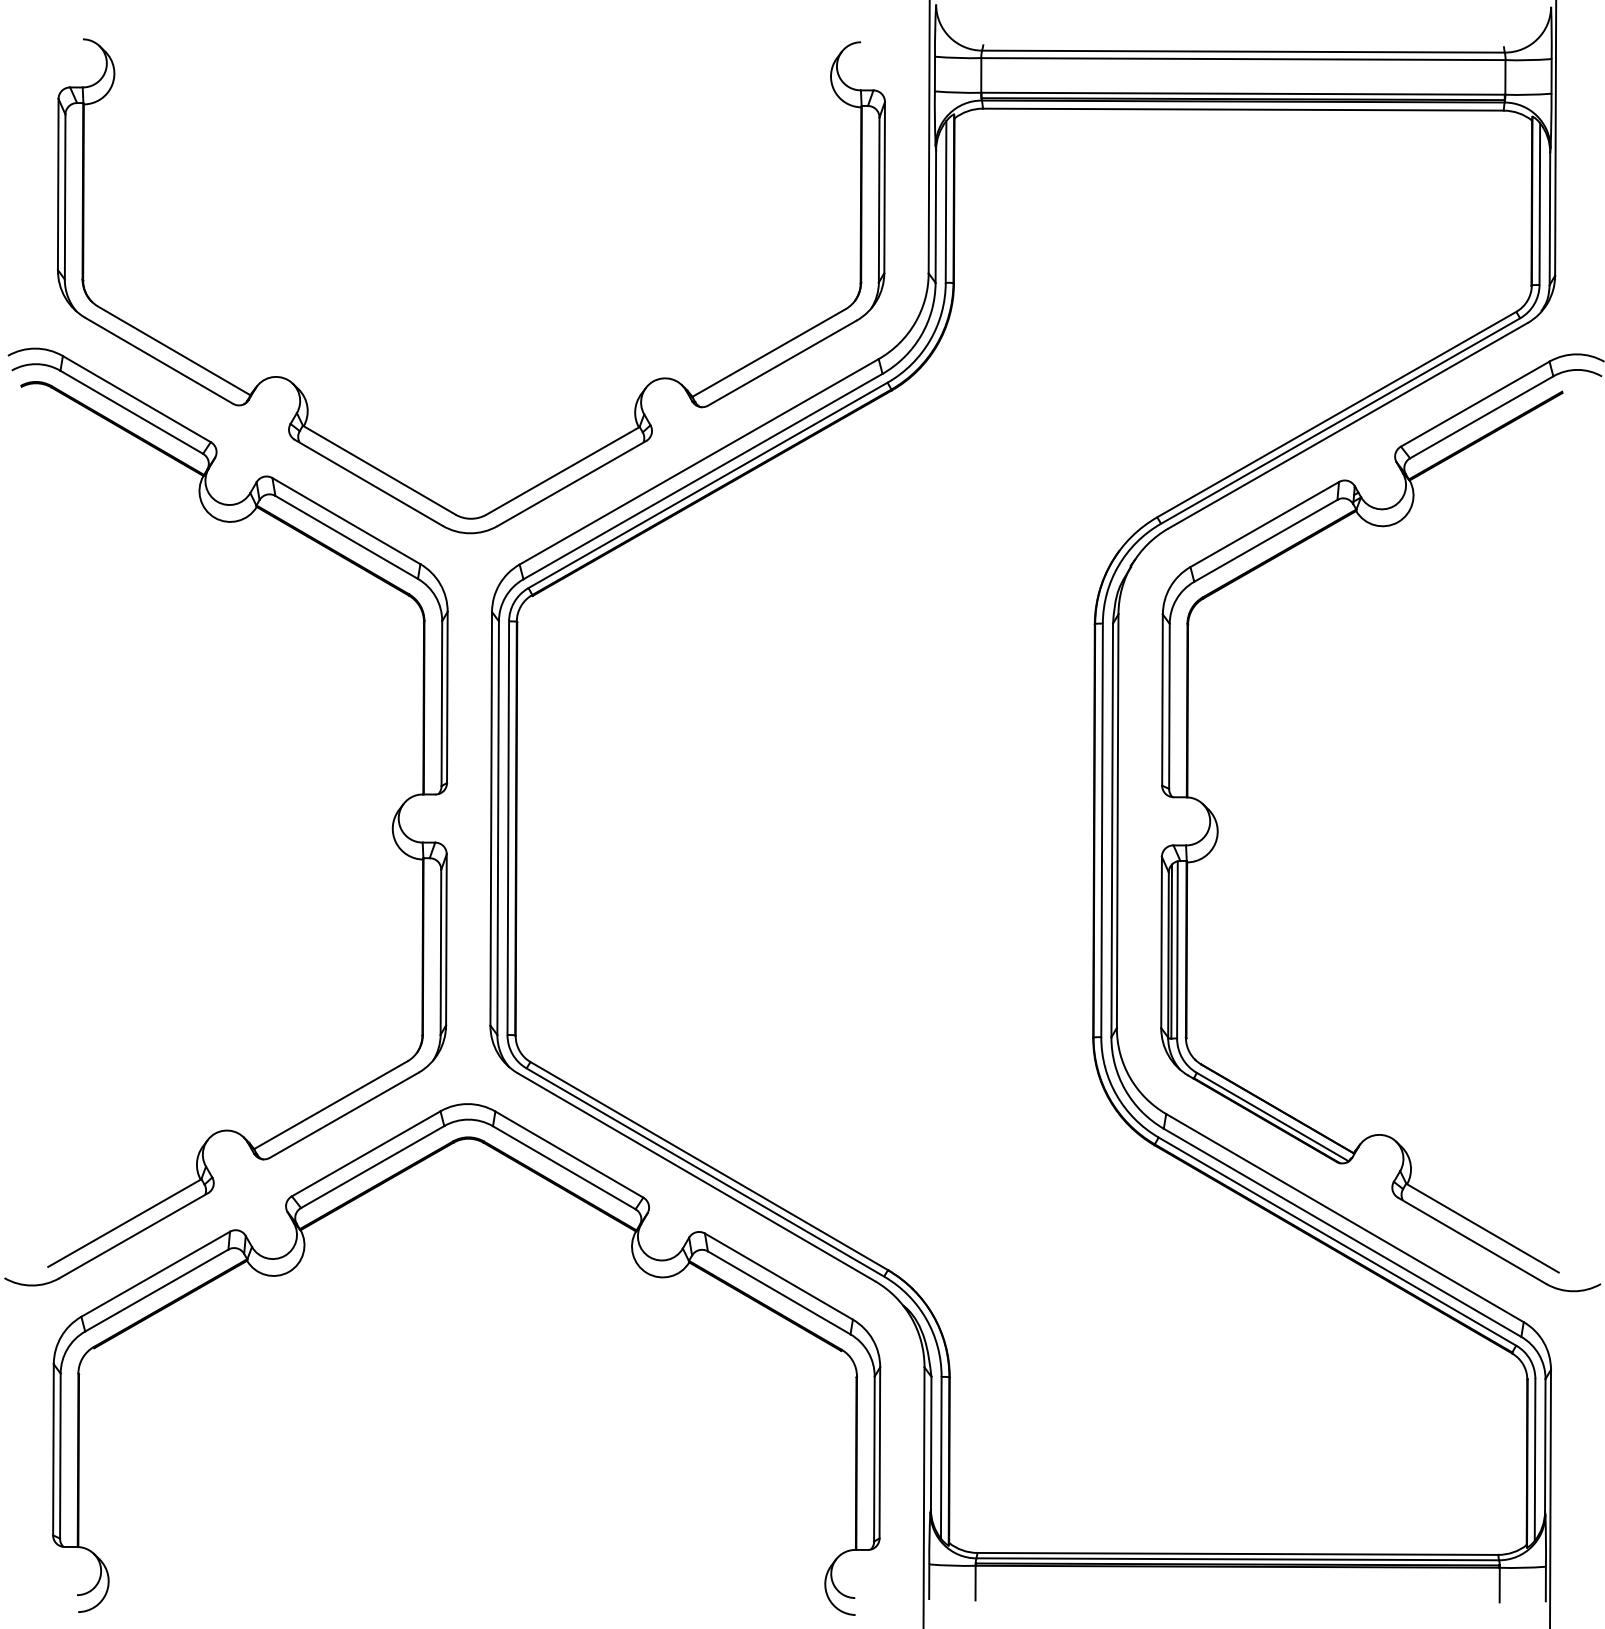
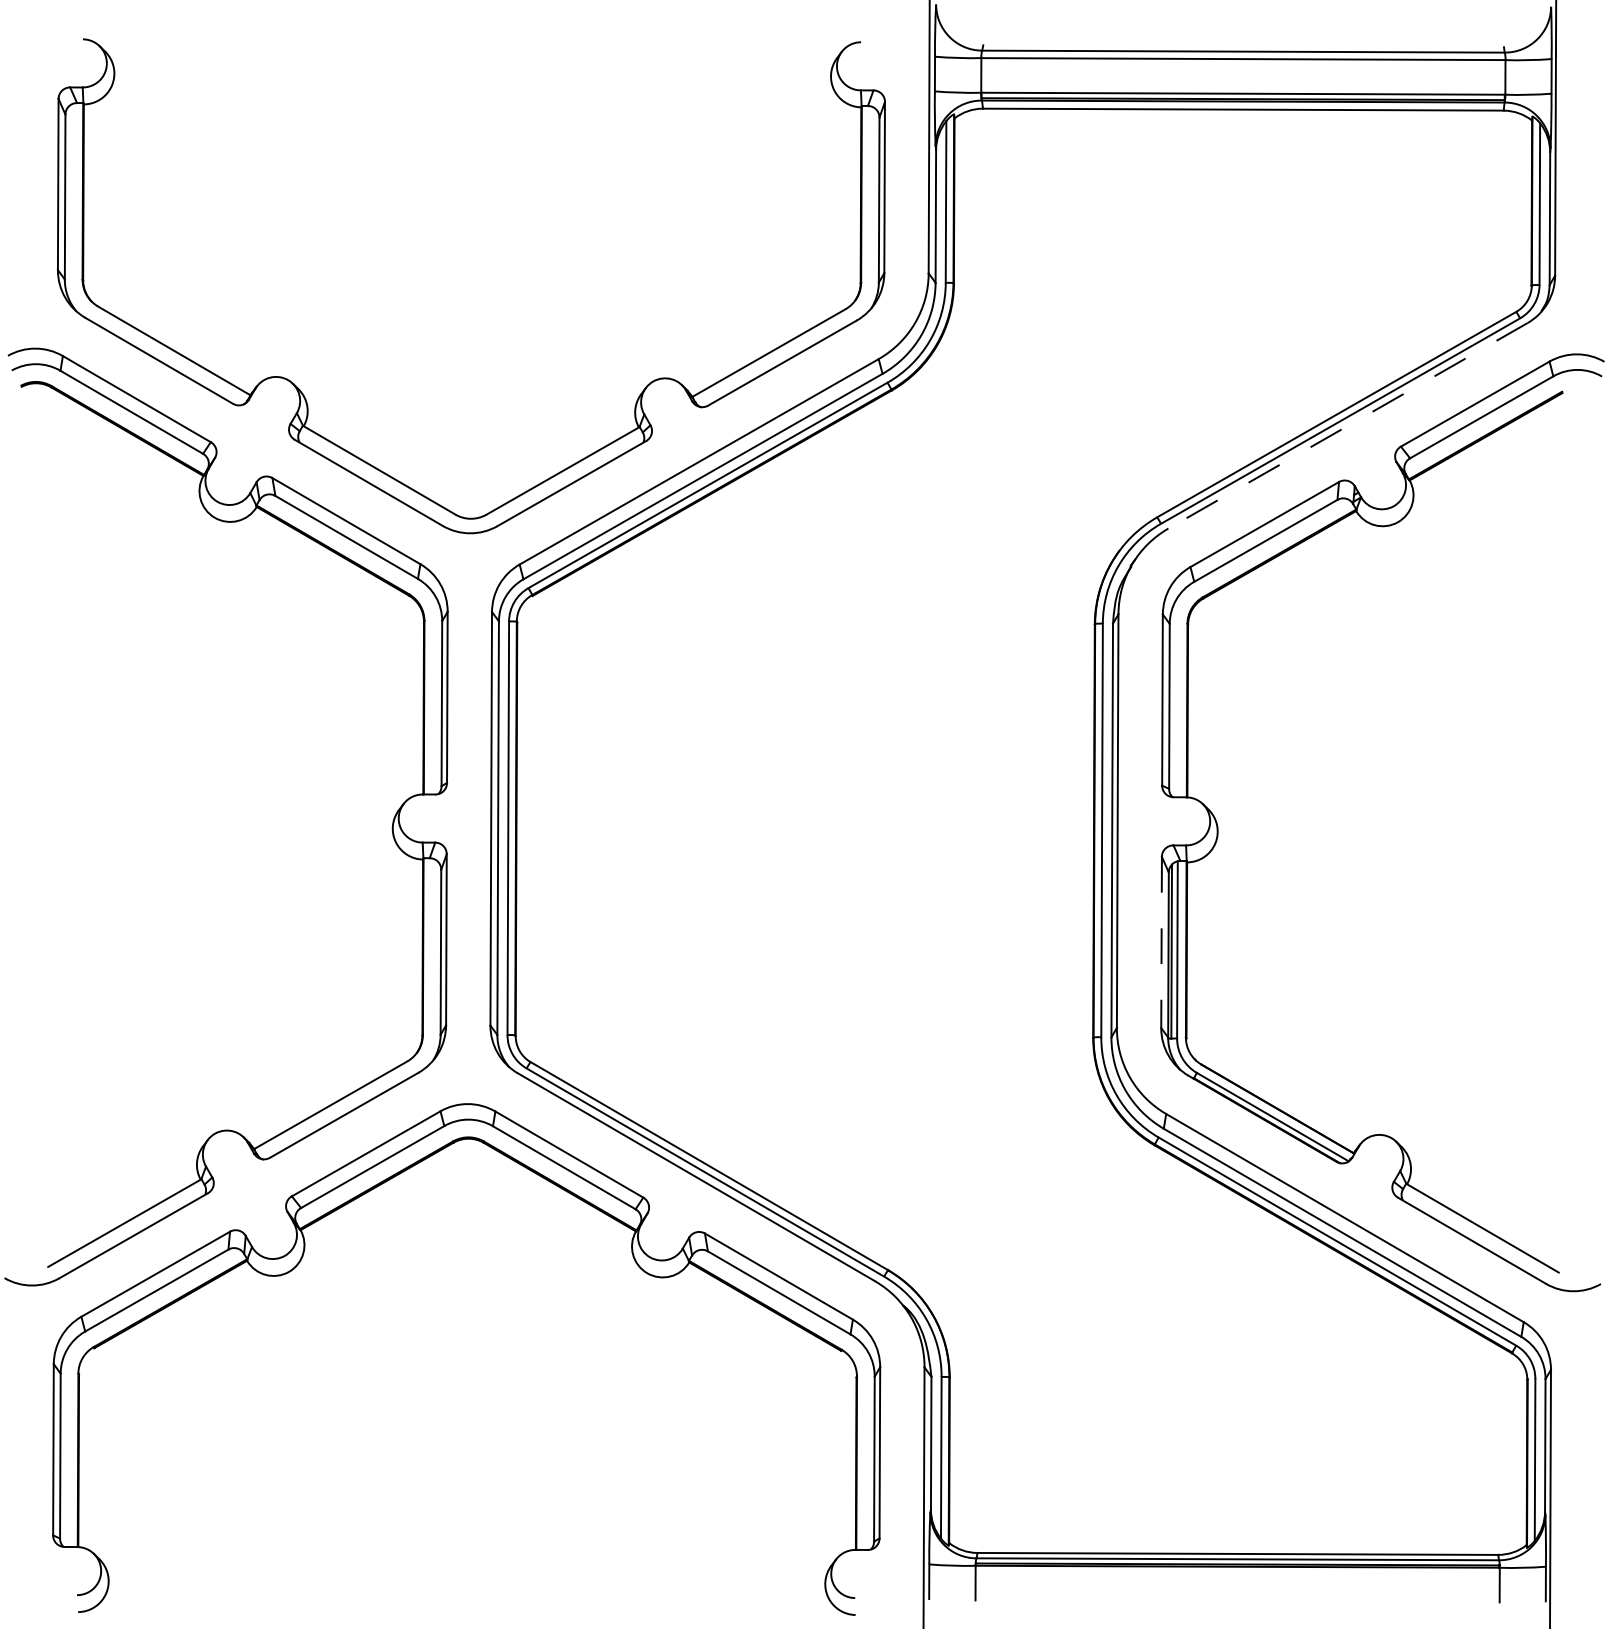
line: solid -> dashed (1347, 425)
line: solid -> dashed (1161, 942)
